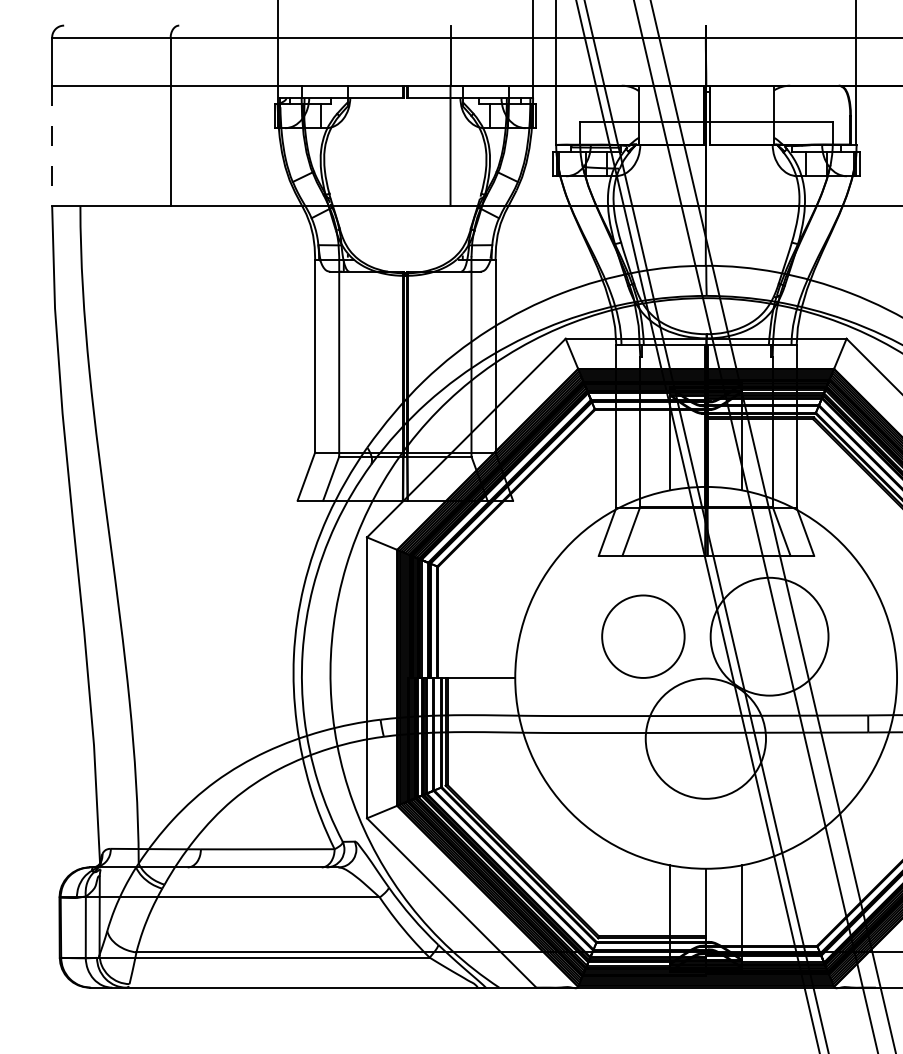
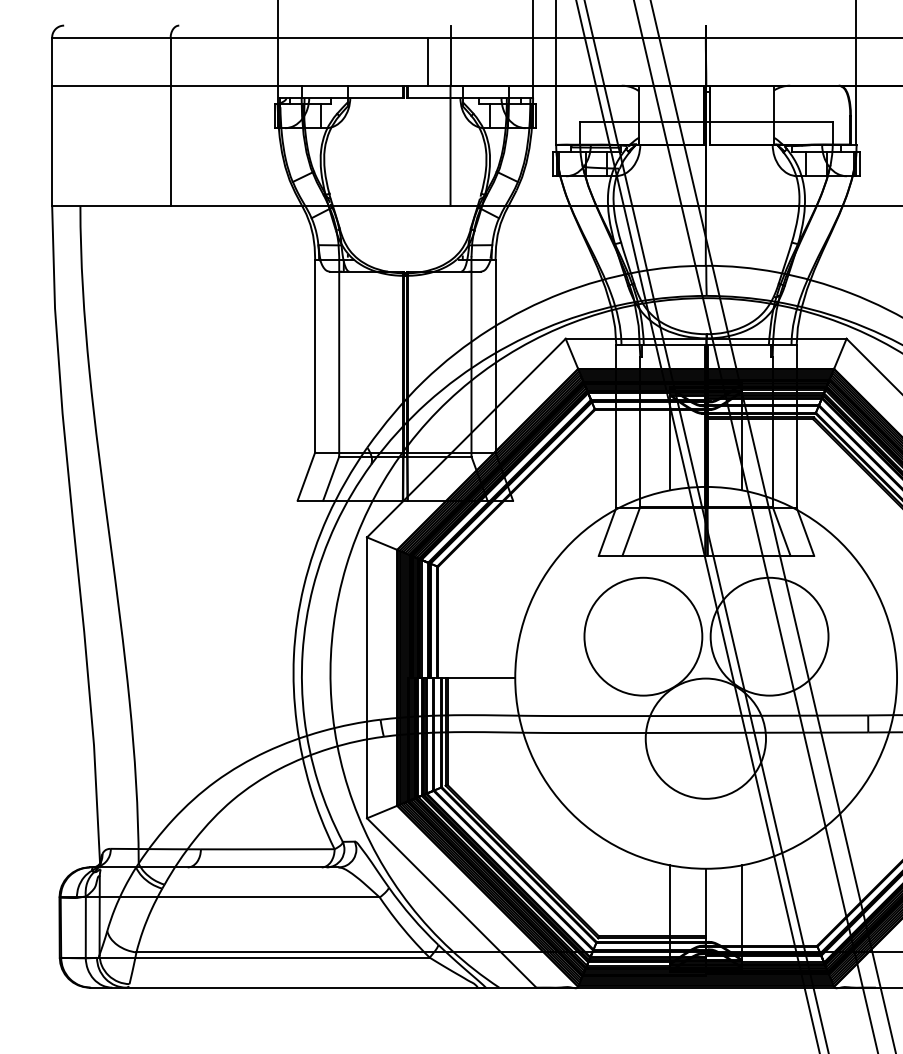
line: none -> present (428, 61)
line: dashed -> solid (52, 146)
circle diameter: 82 px -> 118 px (643, 636)
